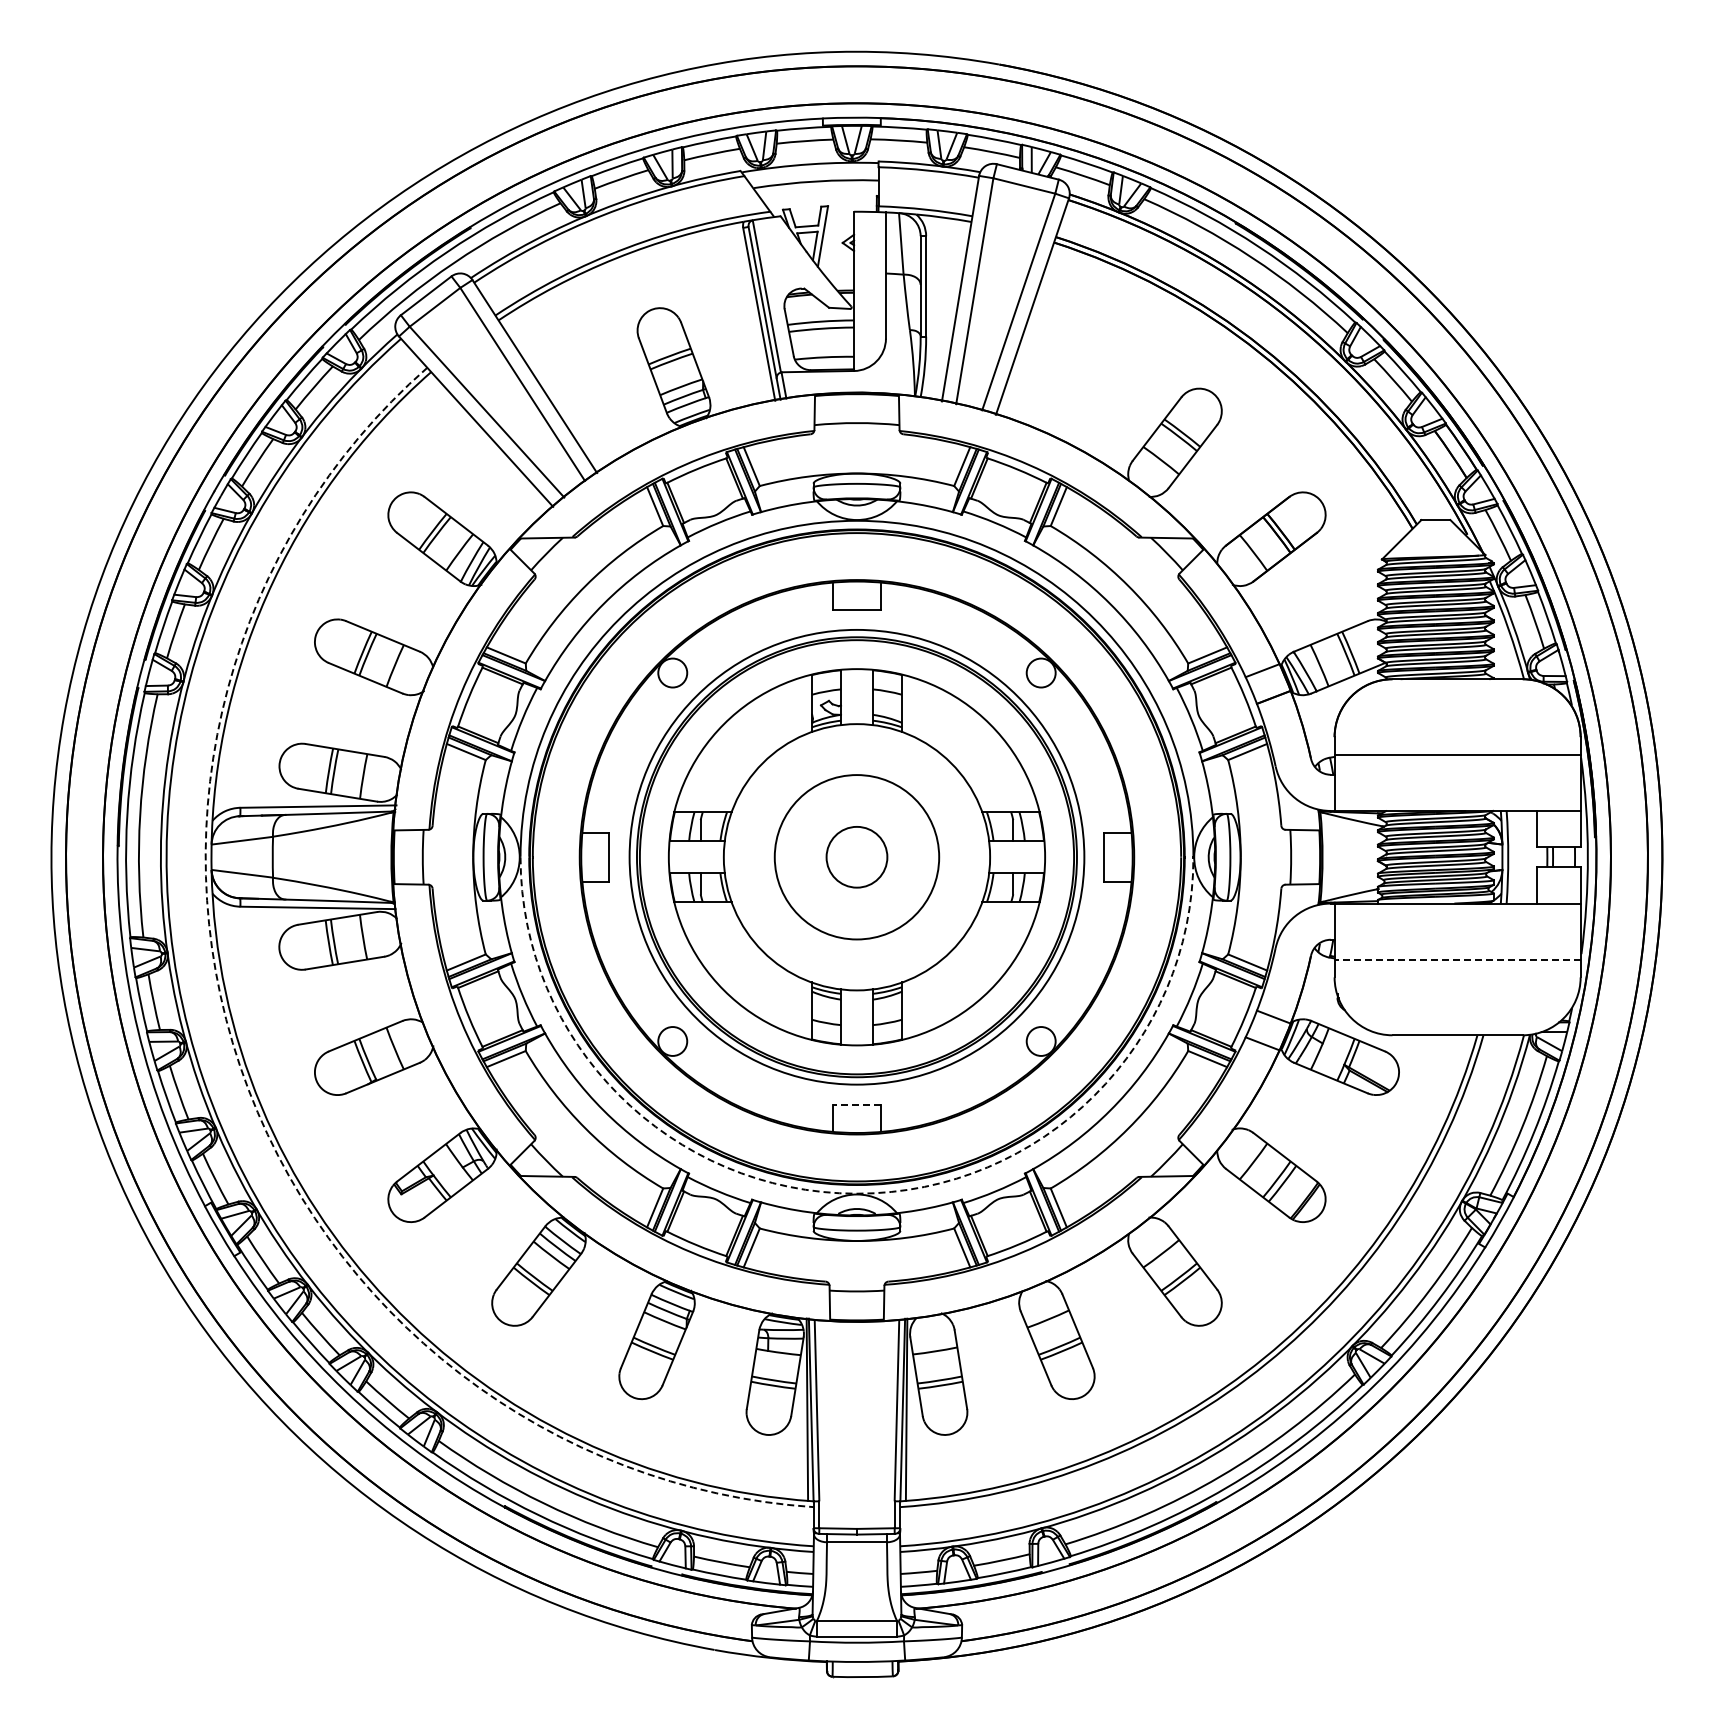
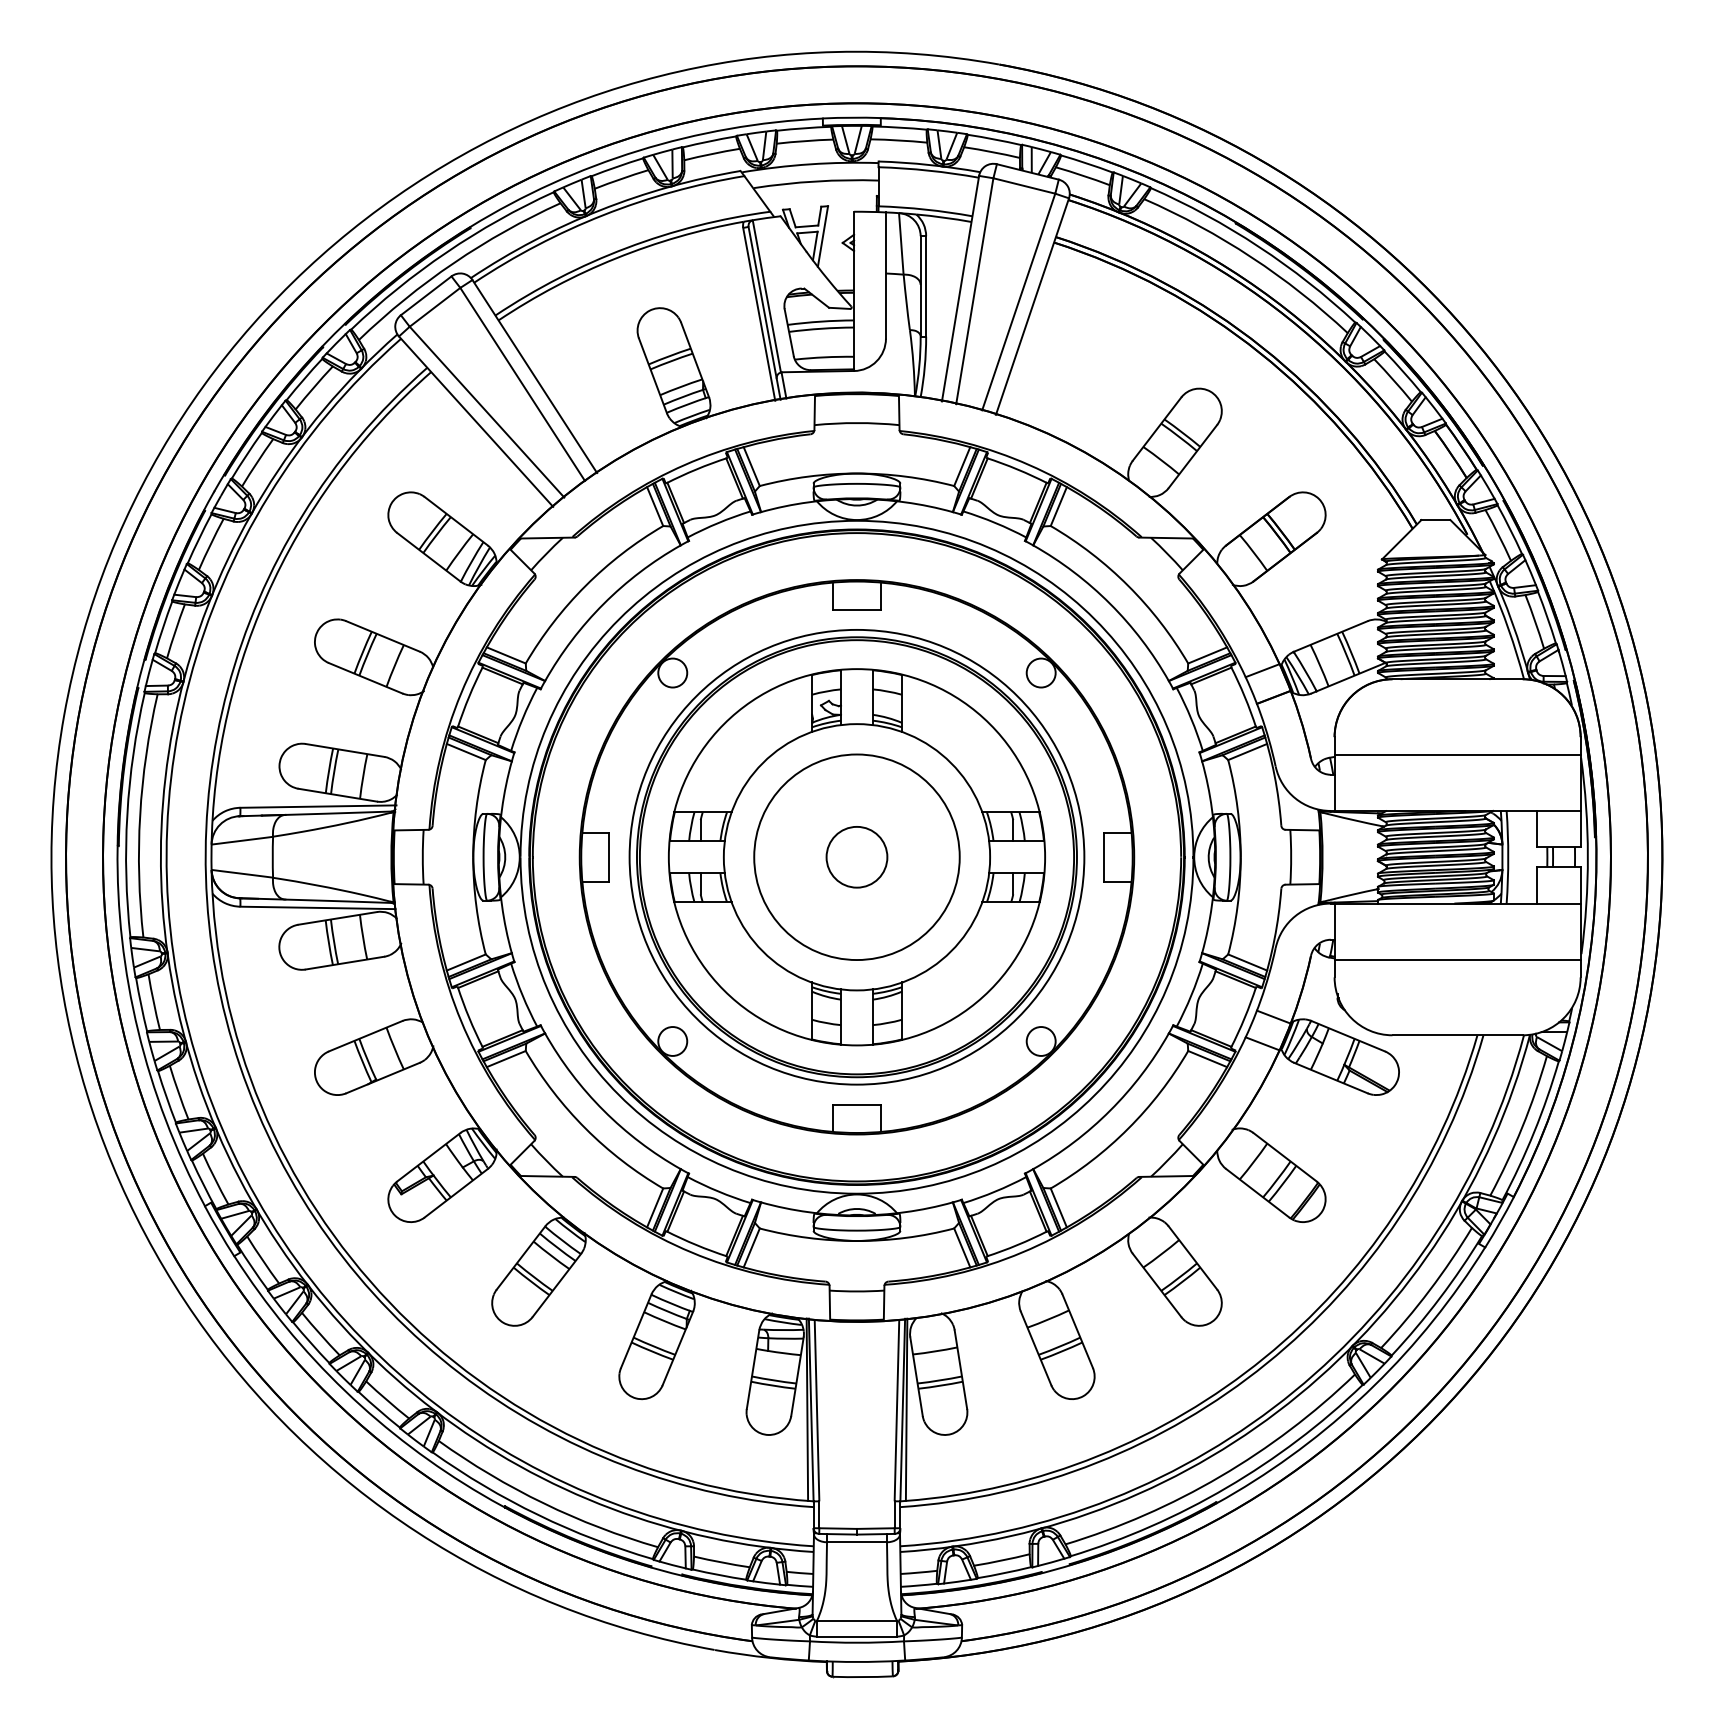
circle diameter: 164 px -> 206 px (856, 857)
line: dashed -> solid (1457, 960)
arc: dashed -> solid (240, 1066)
line: dashed -> solid (856, 1104)
arc: dashed -> solid (856, 1193)
